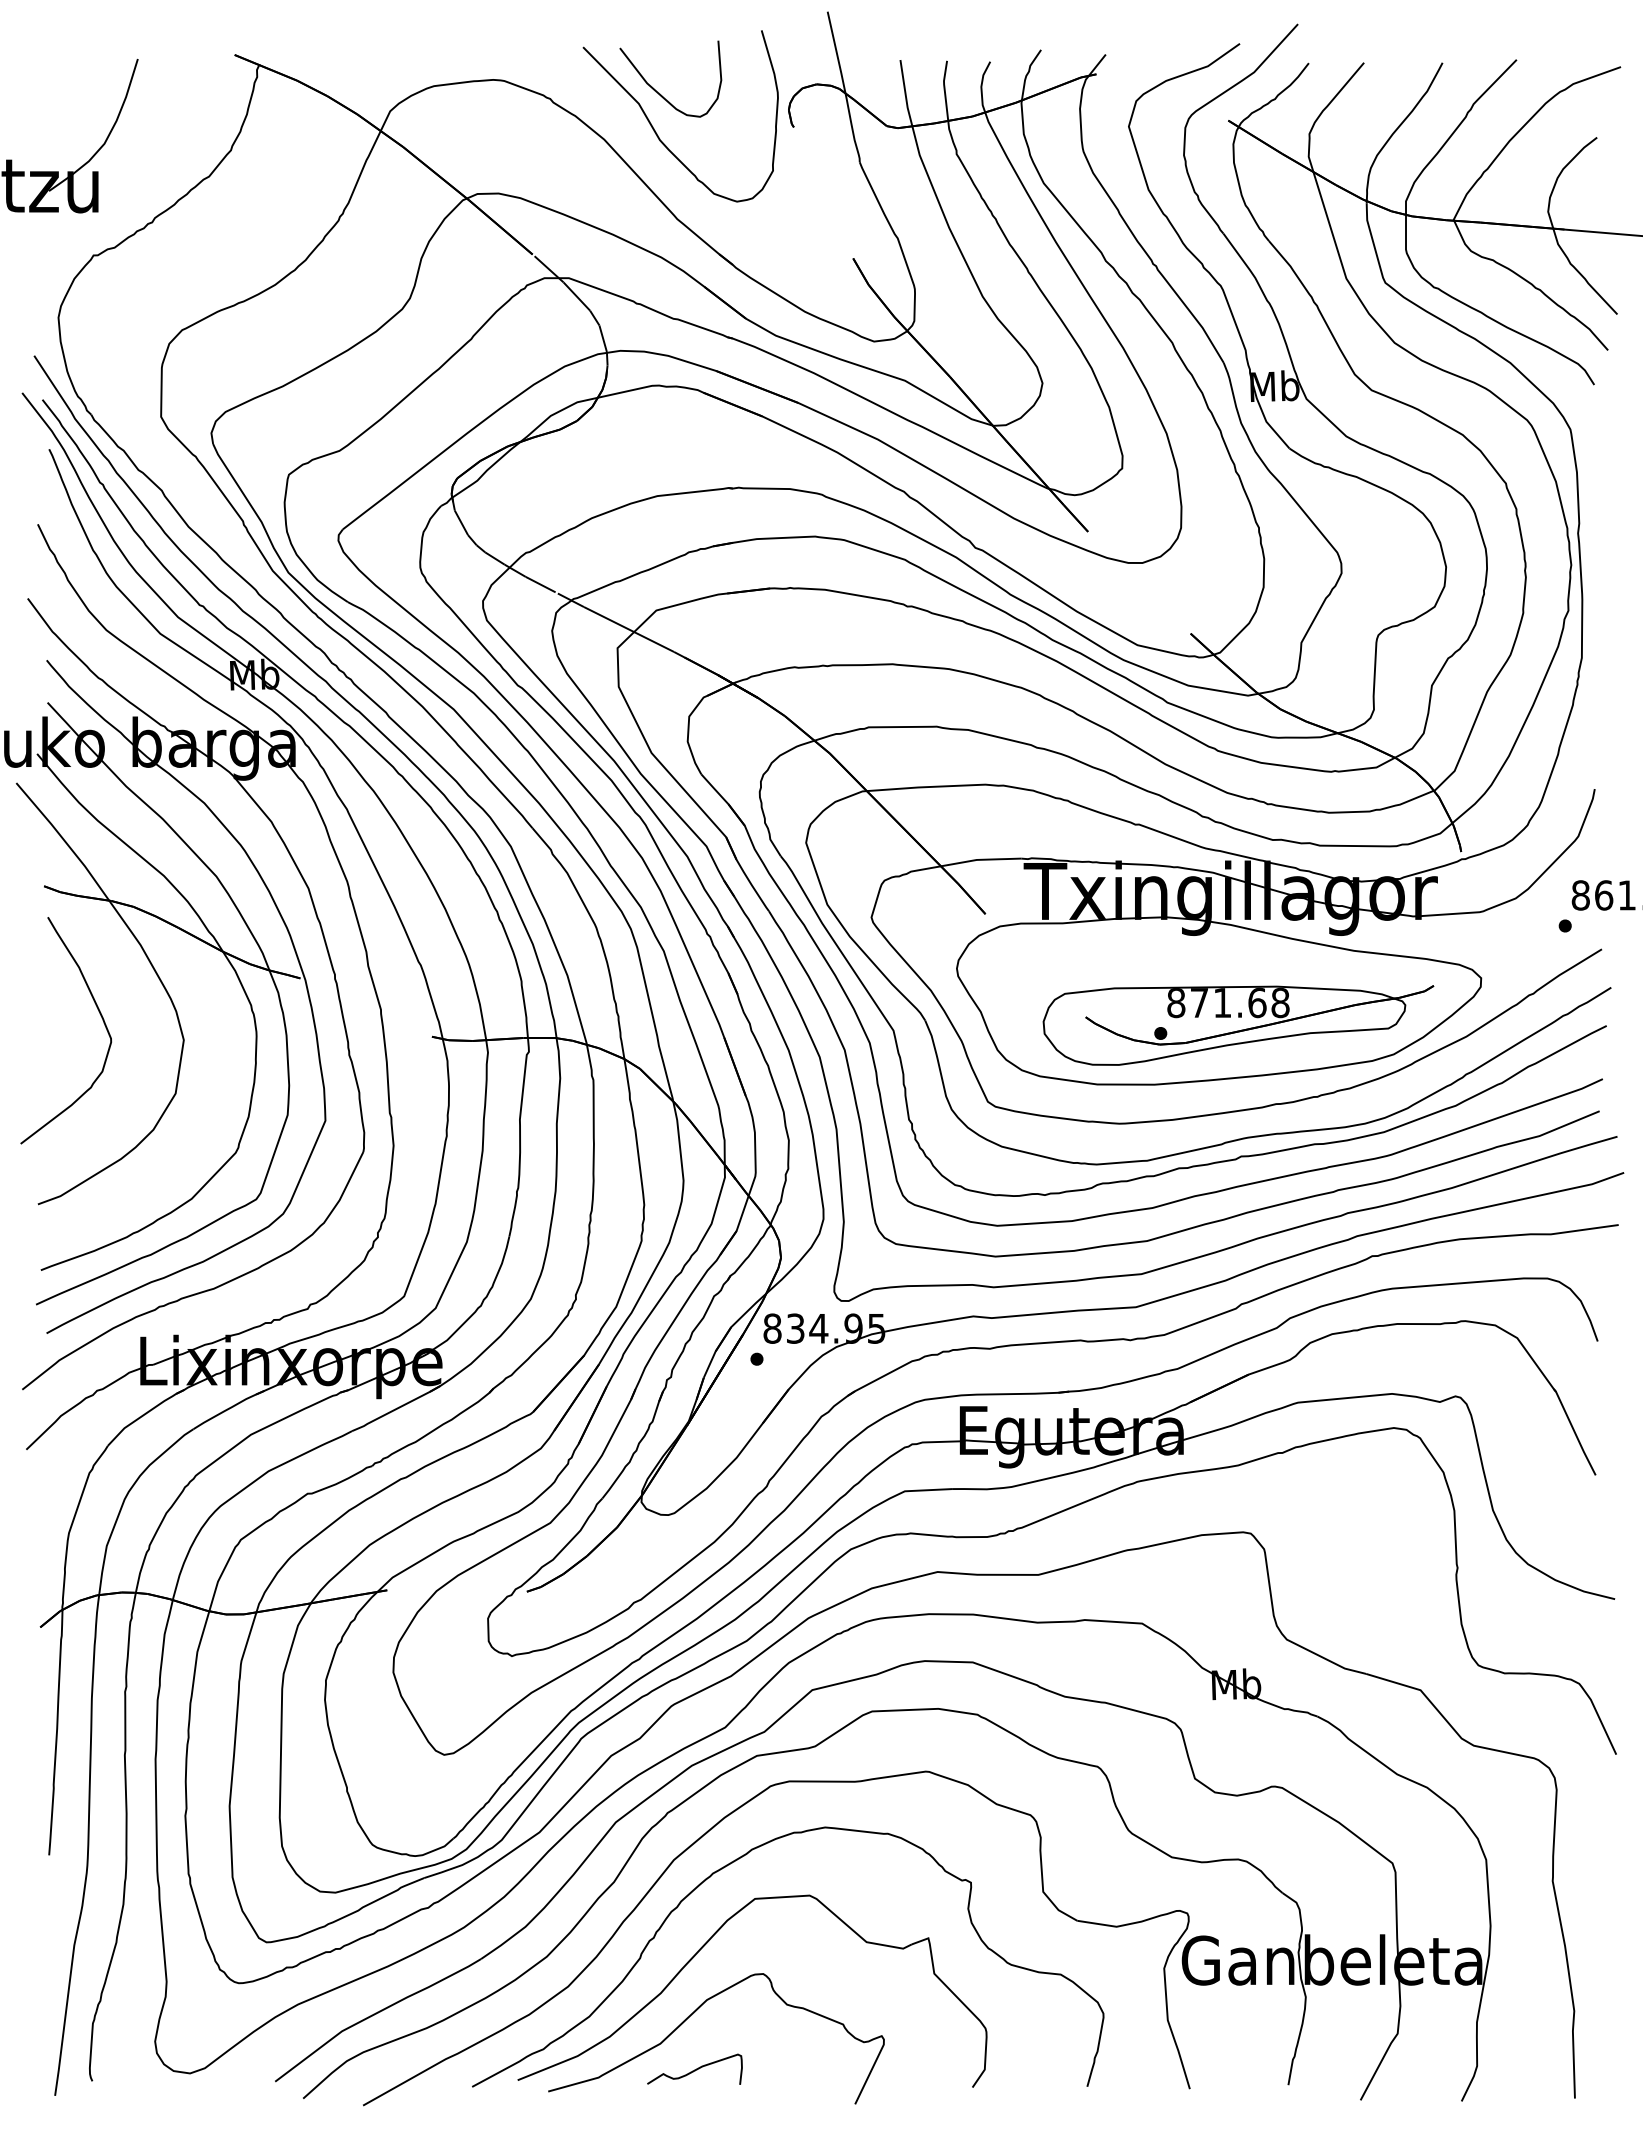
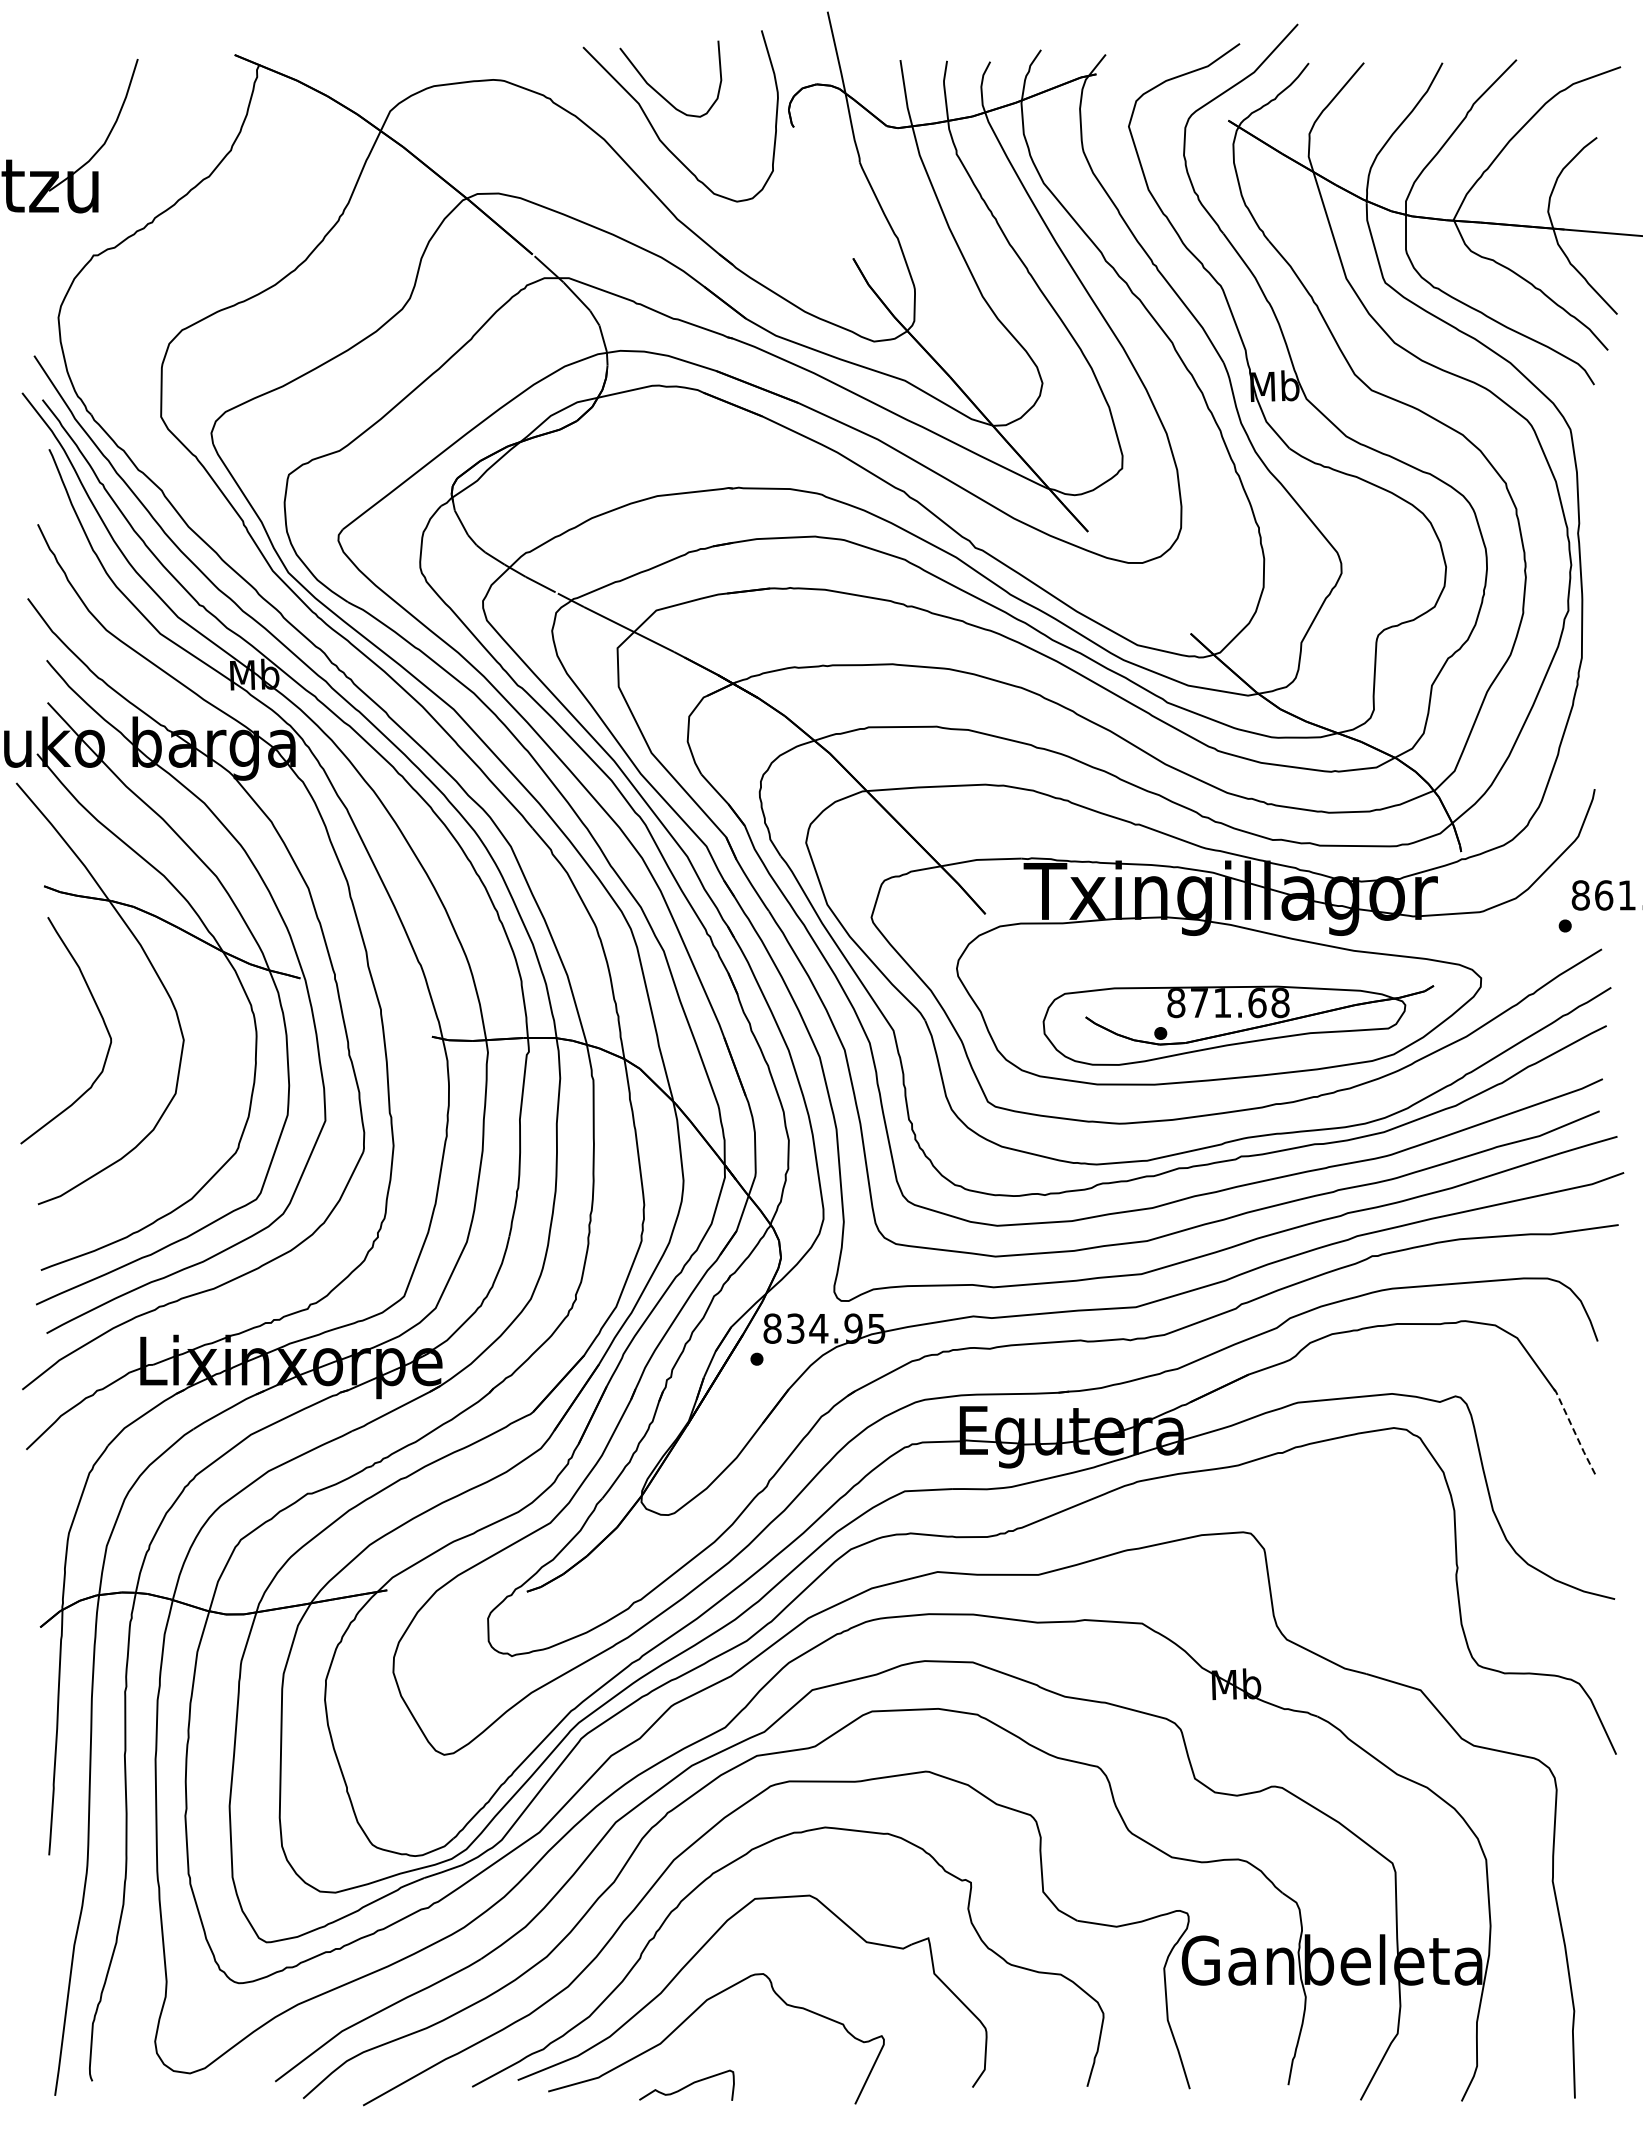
line: solid -> dashed (1574, 1432)
curve position: (694, 2069) -> (686, 2085) (686, 2085)
